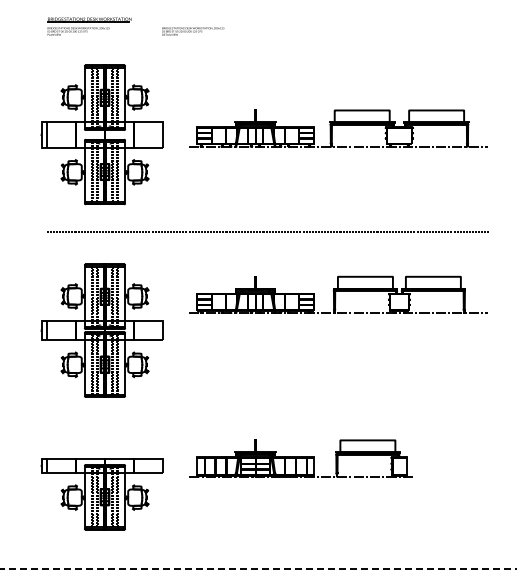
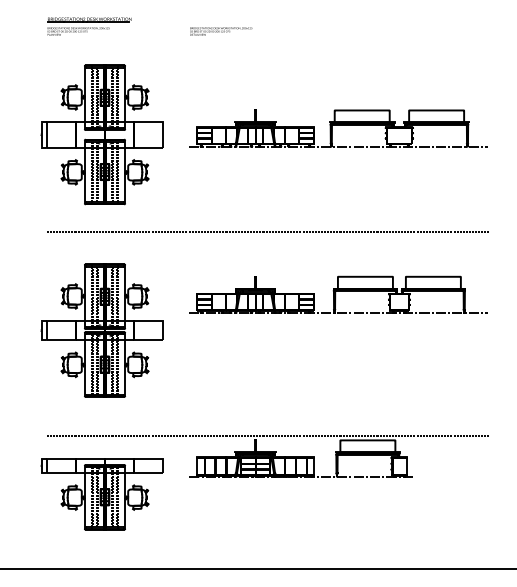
text position: (193, 31) -> (221, 31) (221, 31)
line: none -> present (267, 435)
line: dashed -> solid (258, 569)
